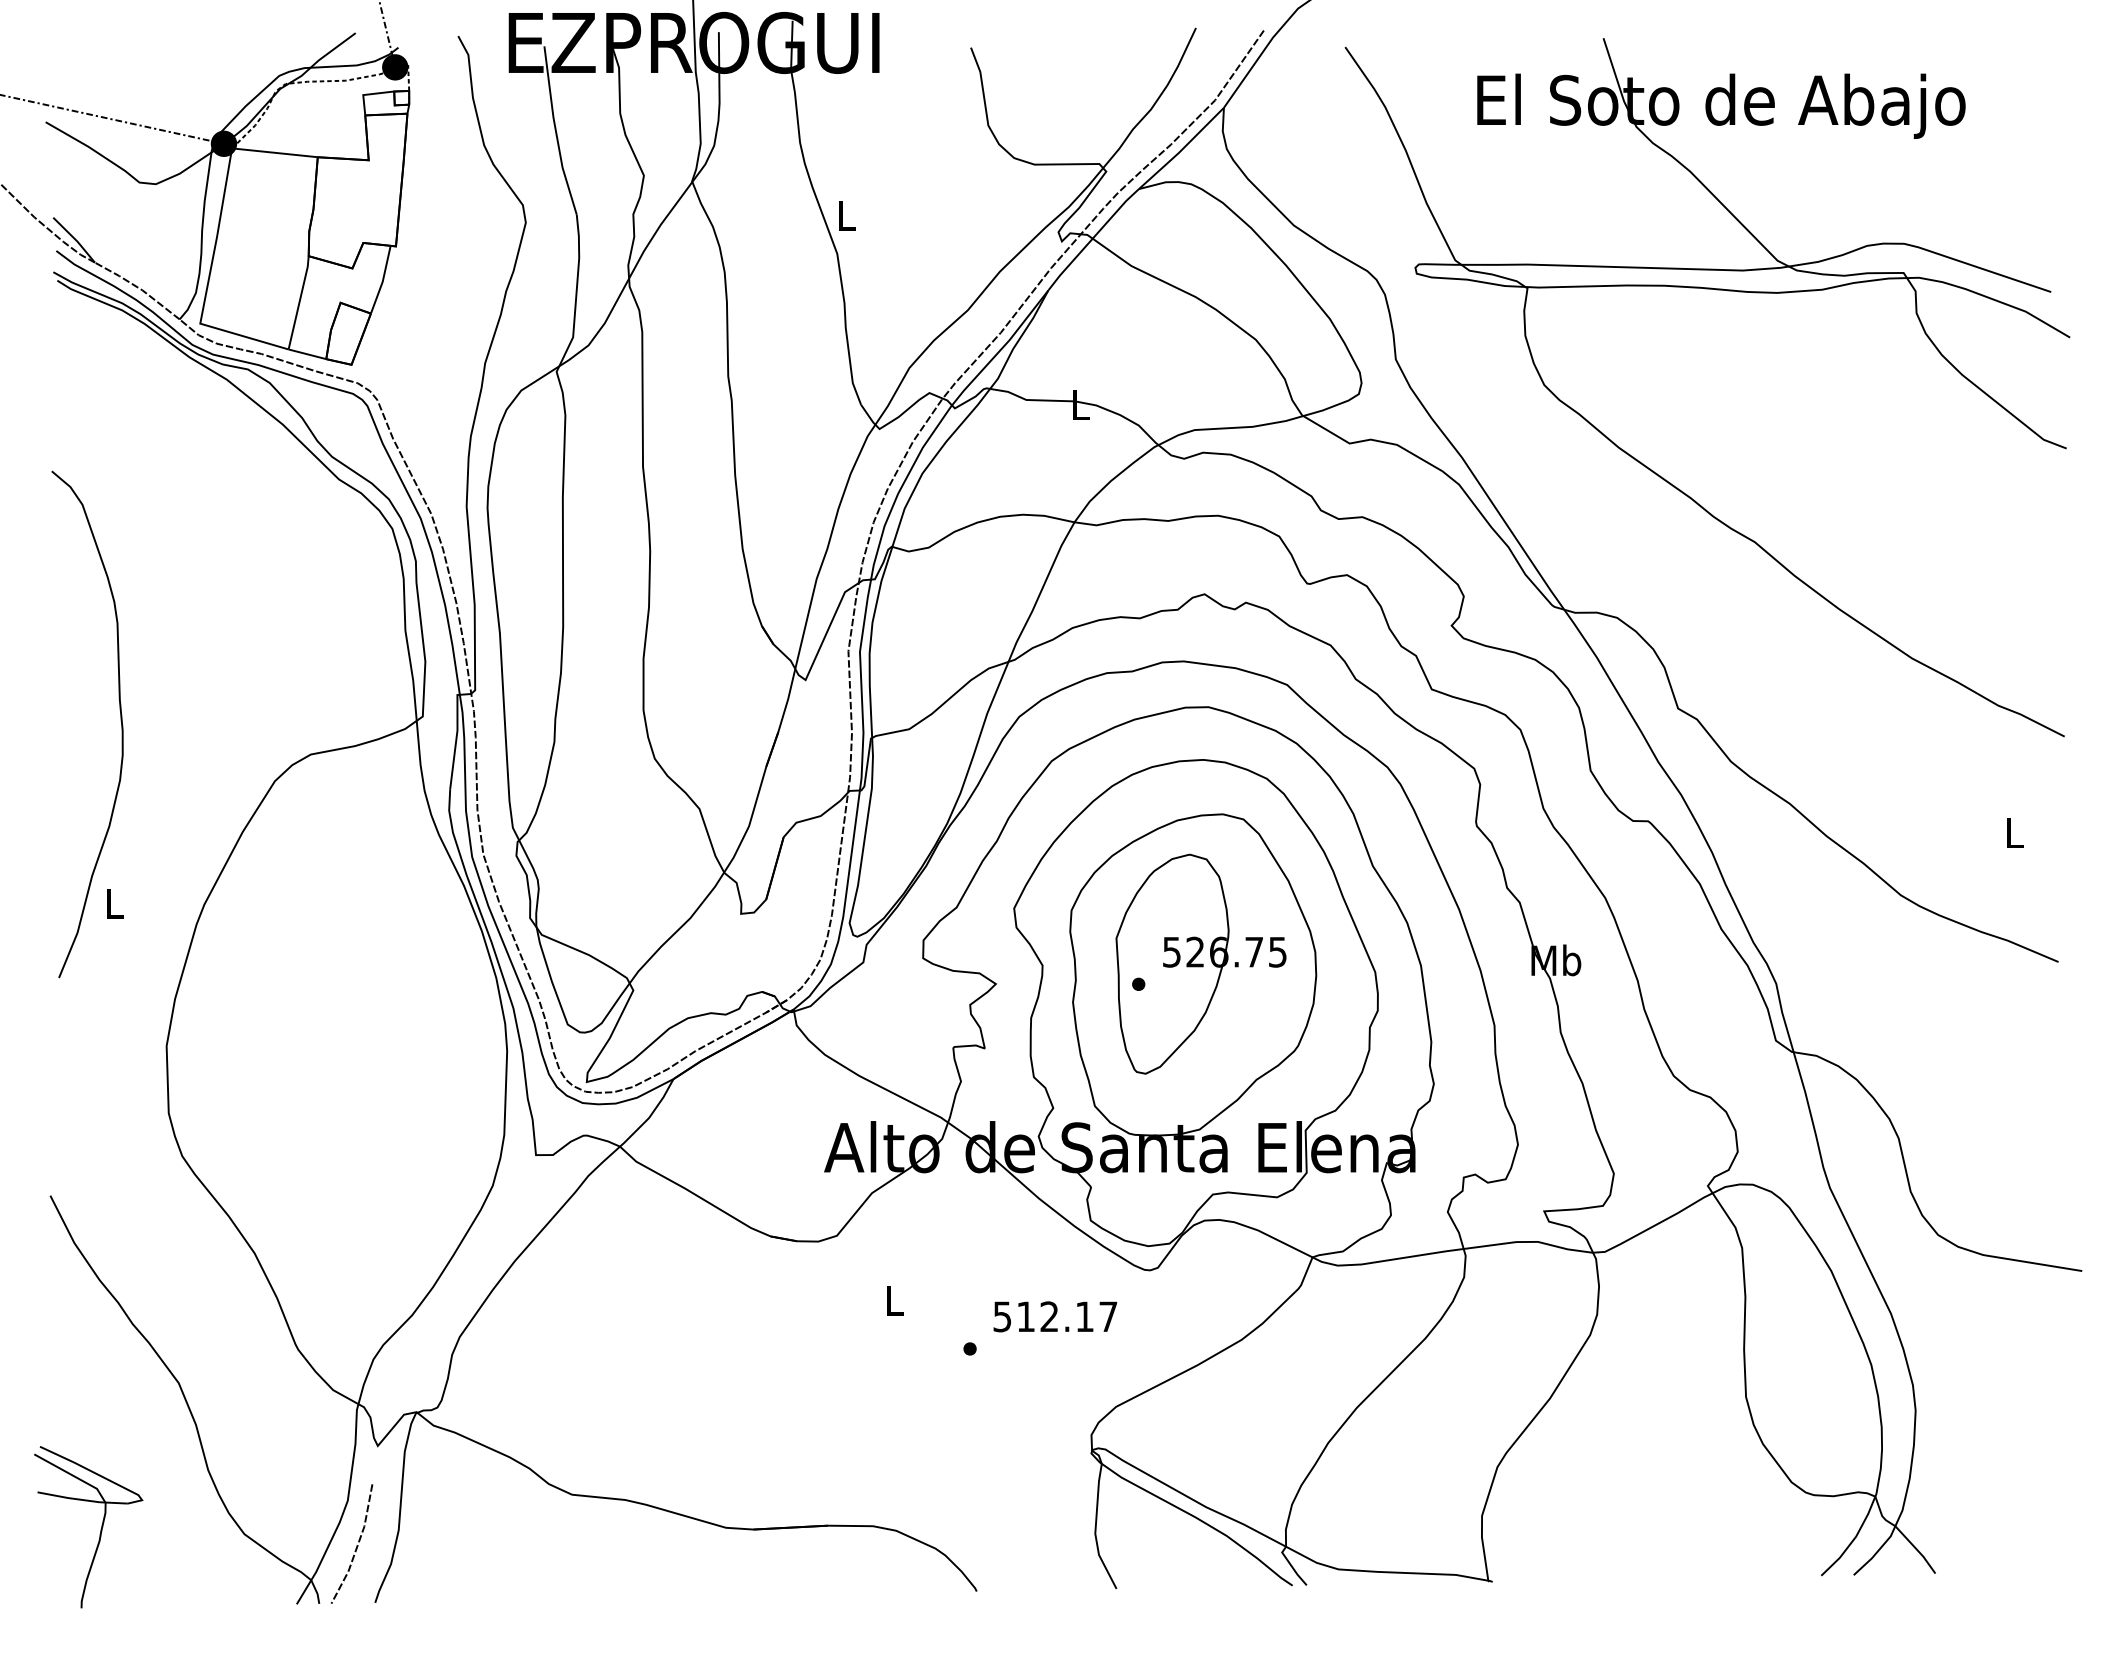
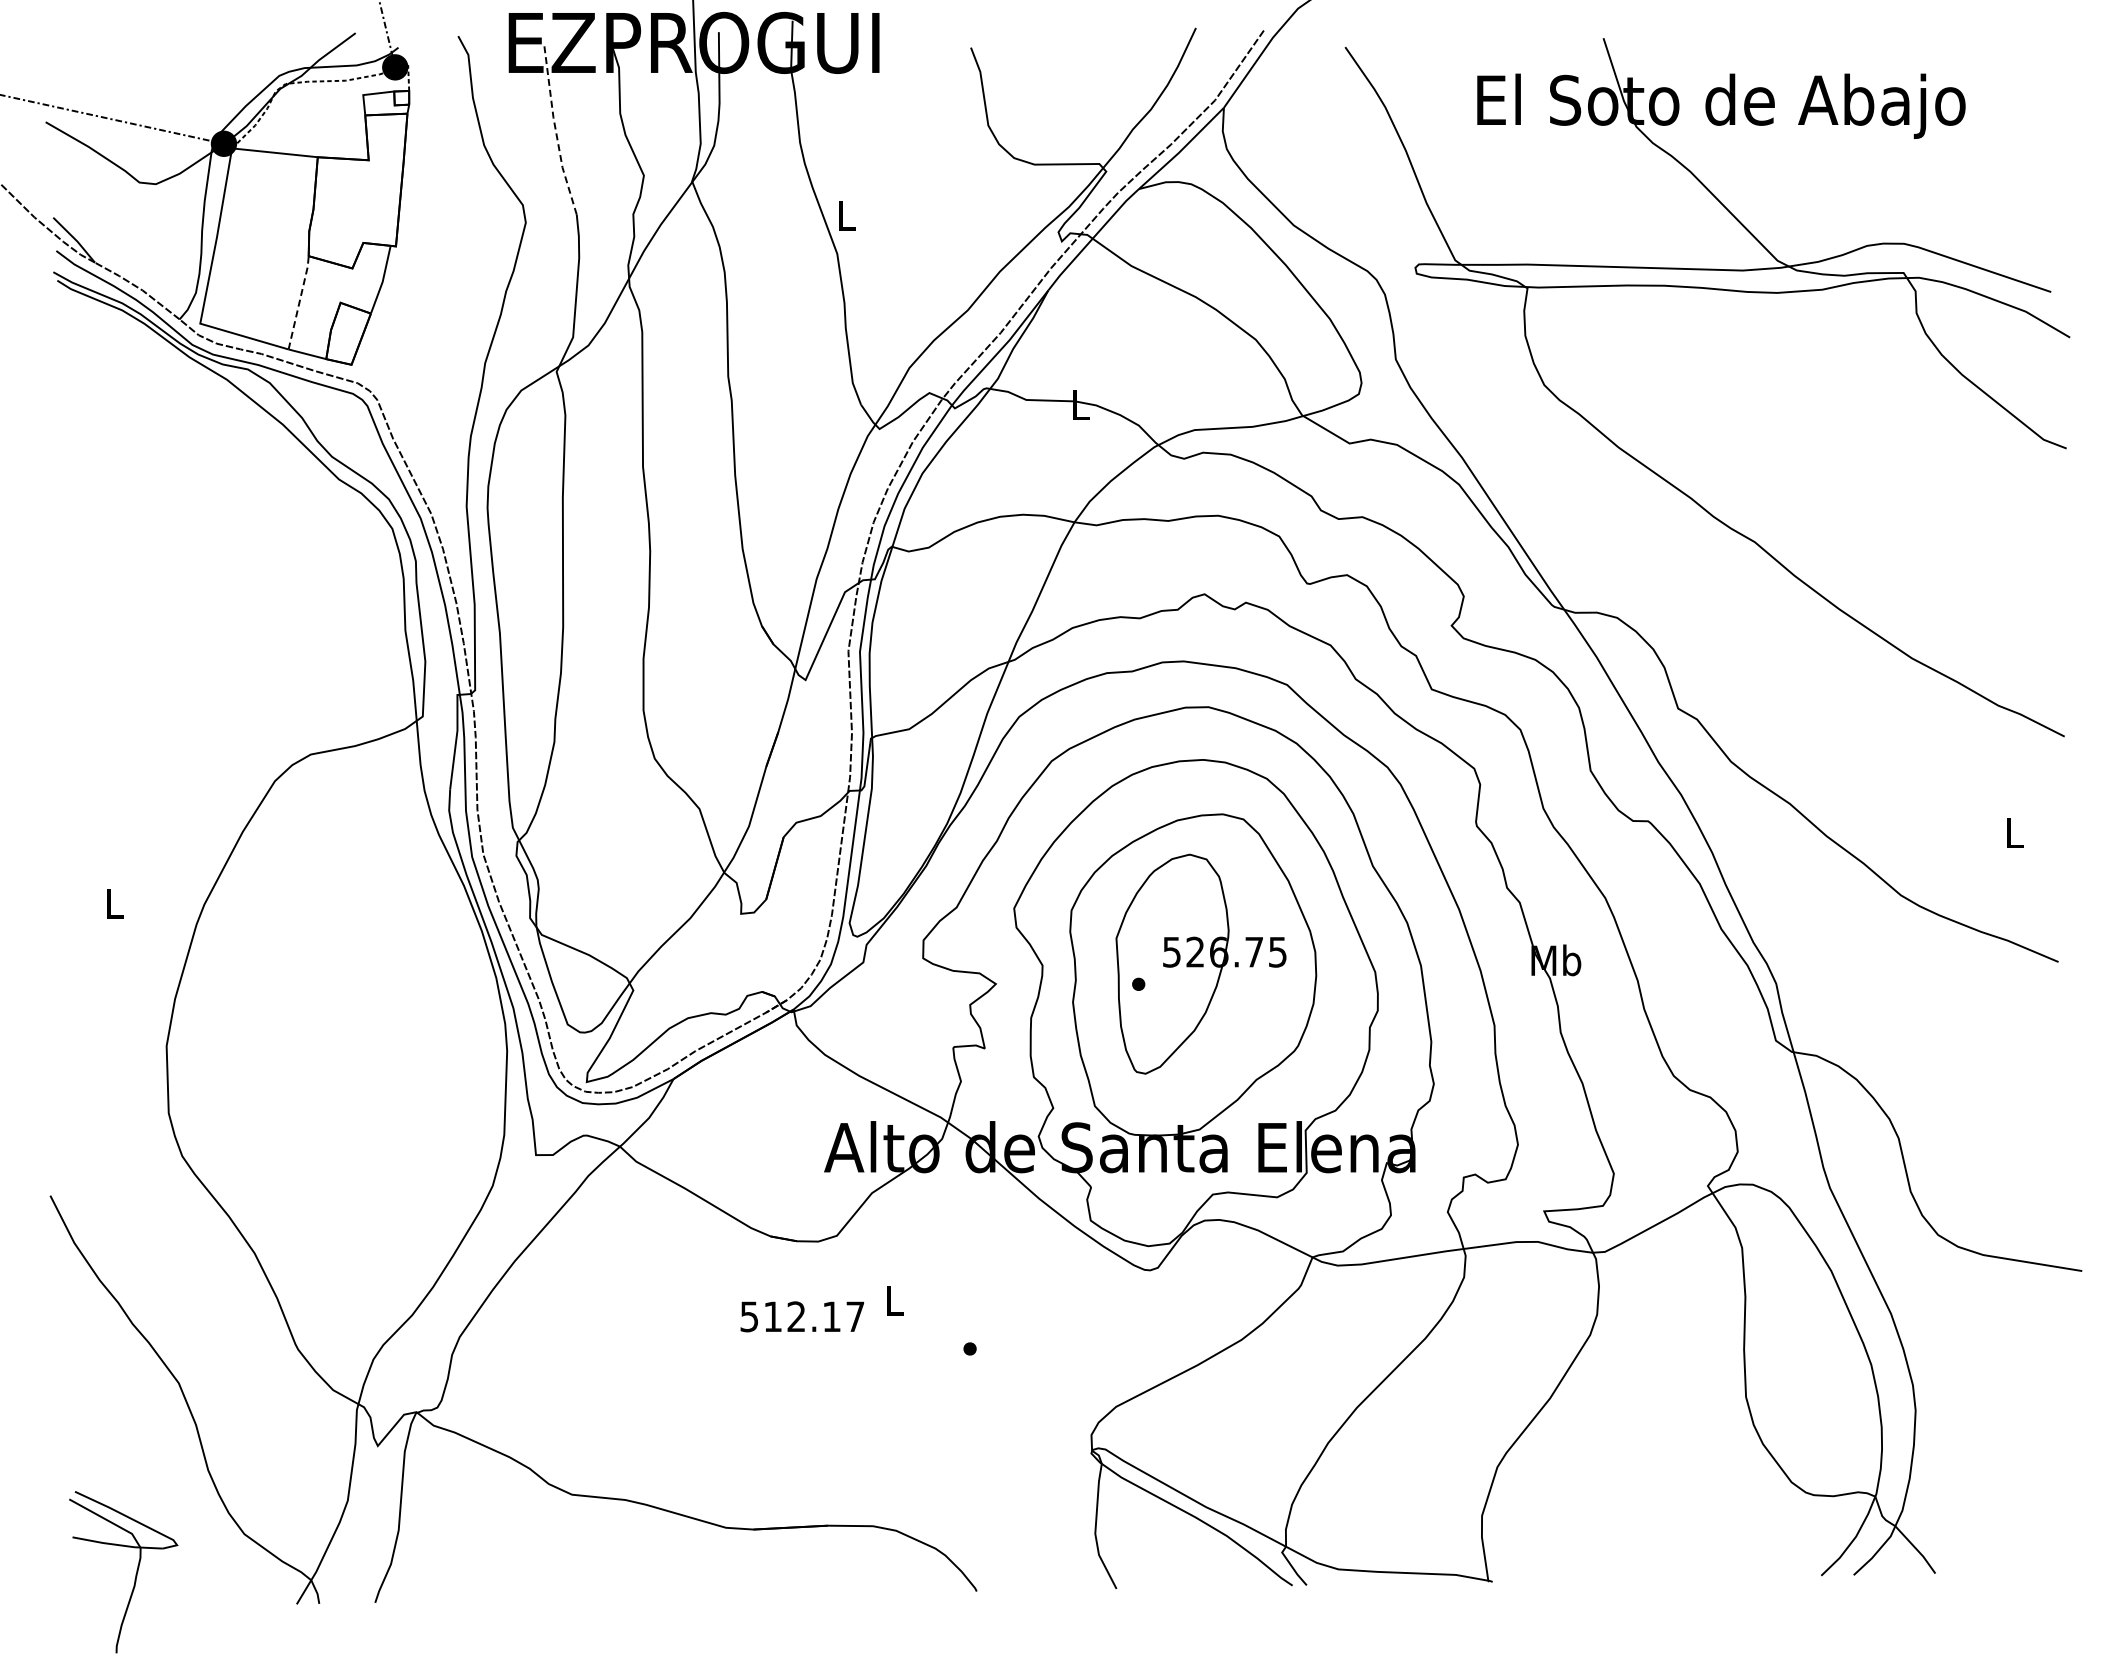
line: solid -> dashed (556, 131)
line: solid -> dashed (299, 301)
curve: present -> none (120, 720)
text position: (1055, 1316) -> (802, 1316) (802, 1316)
part position: (100, 1529) -> (135, 1574) (135, 1574)
line: present -> none (356, 1545)
